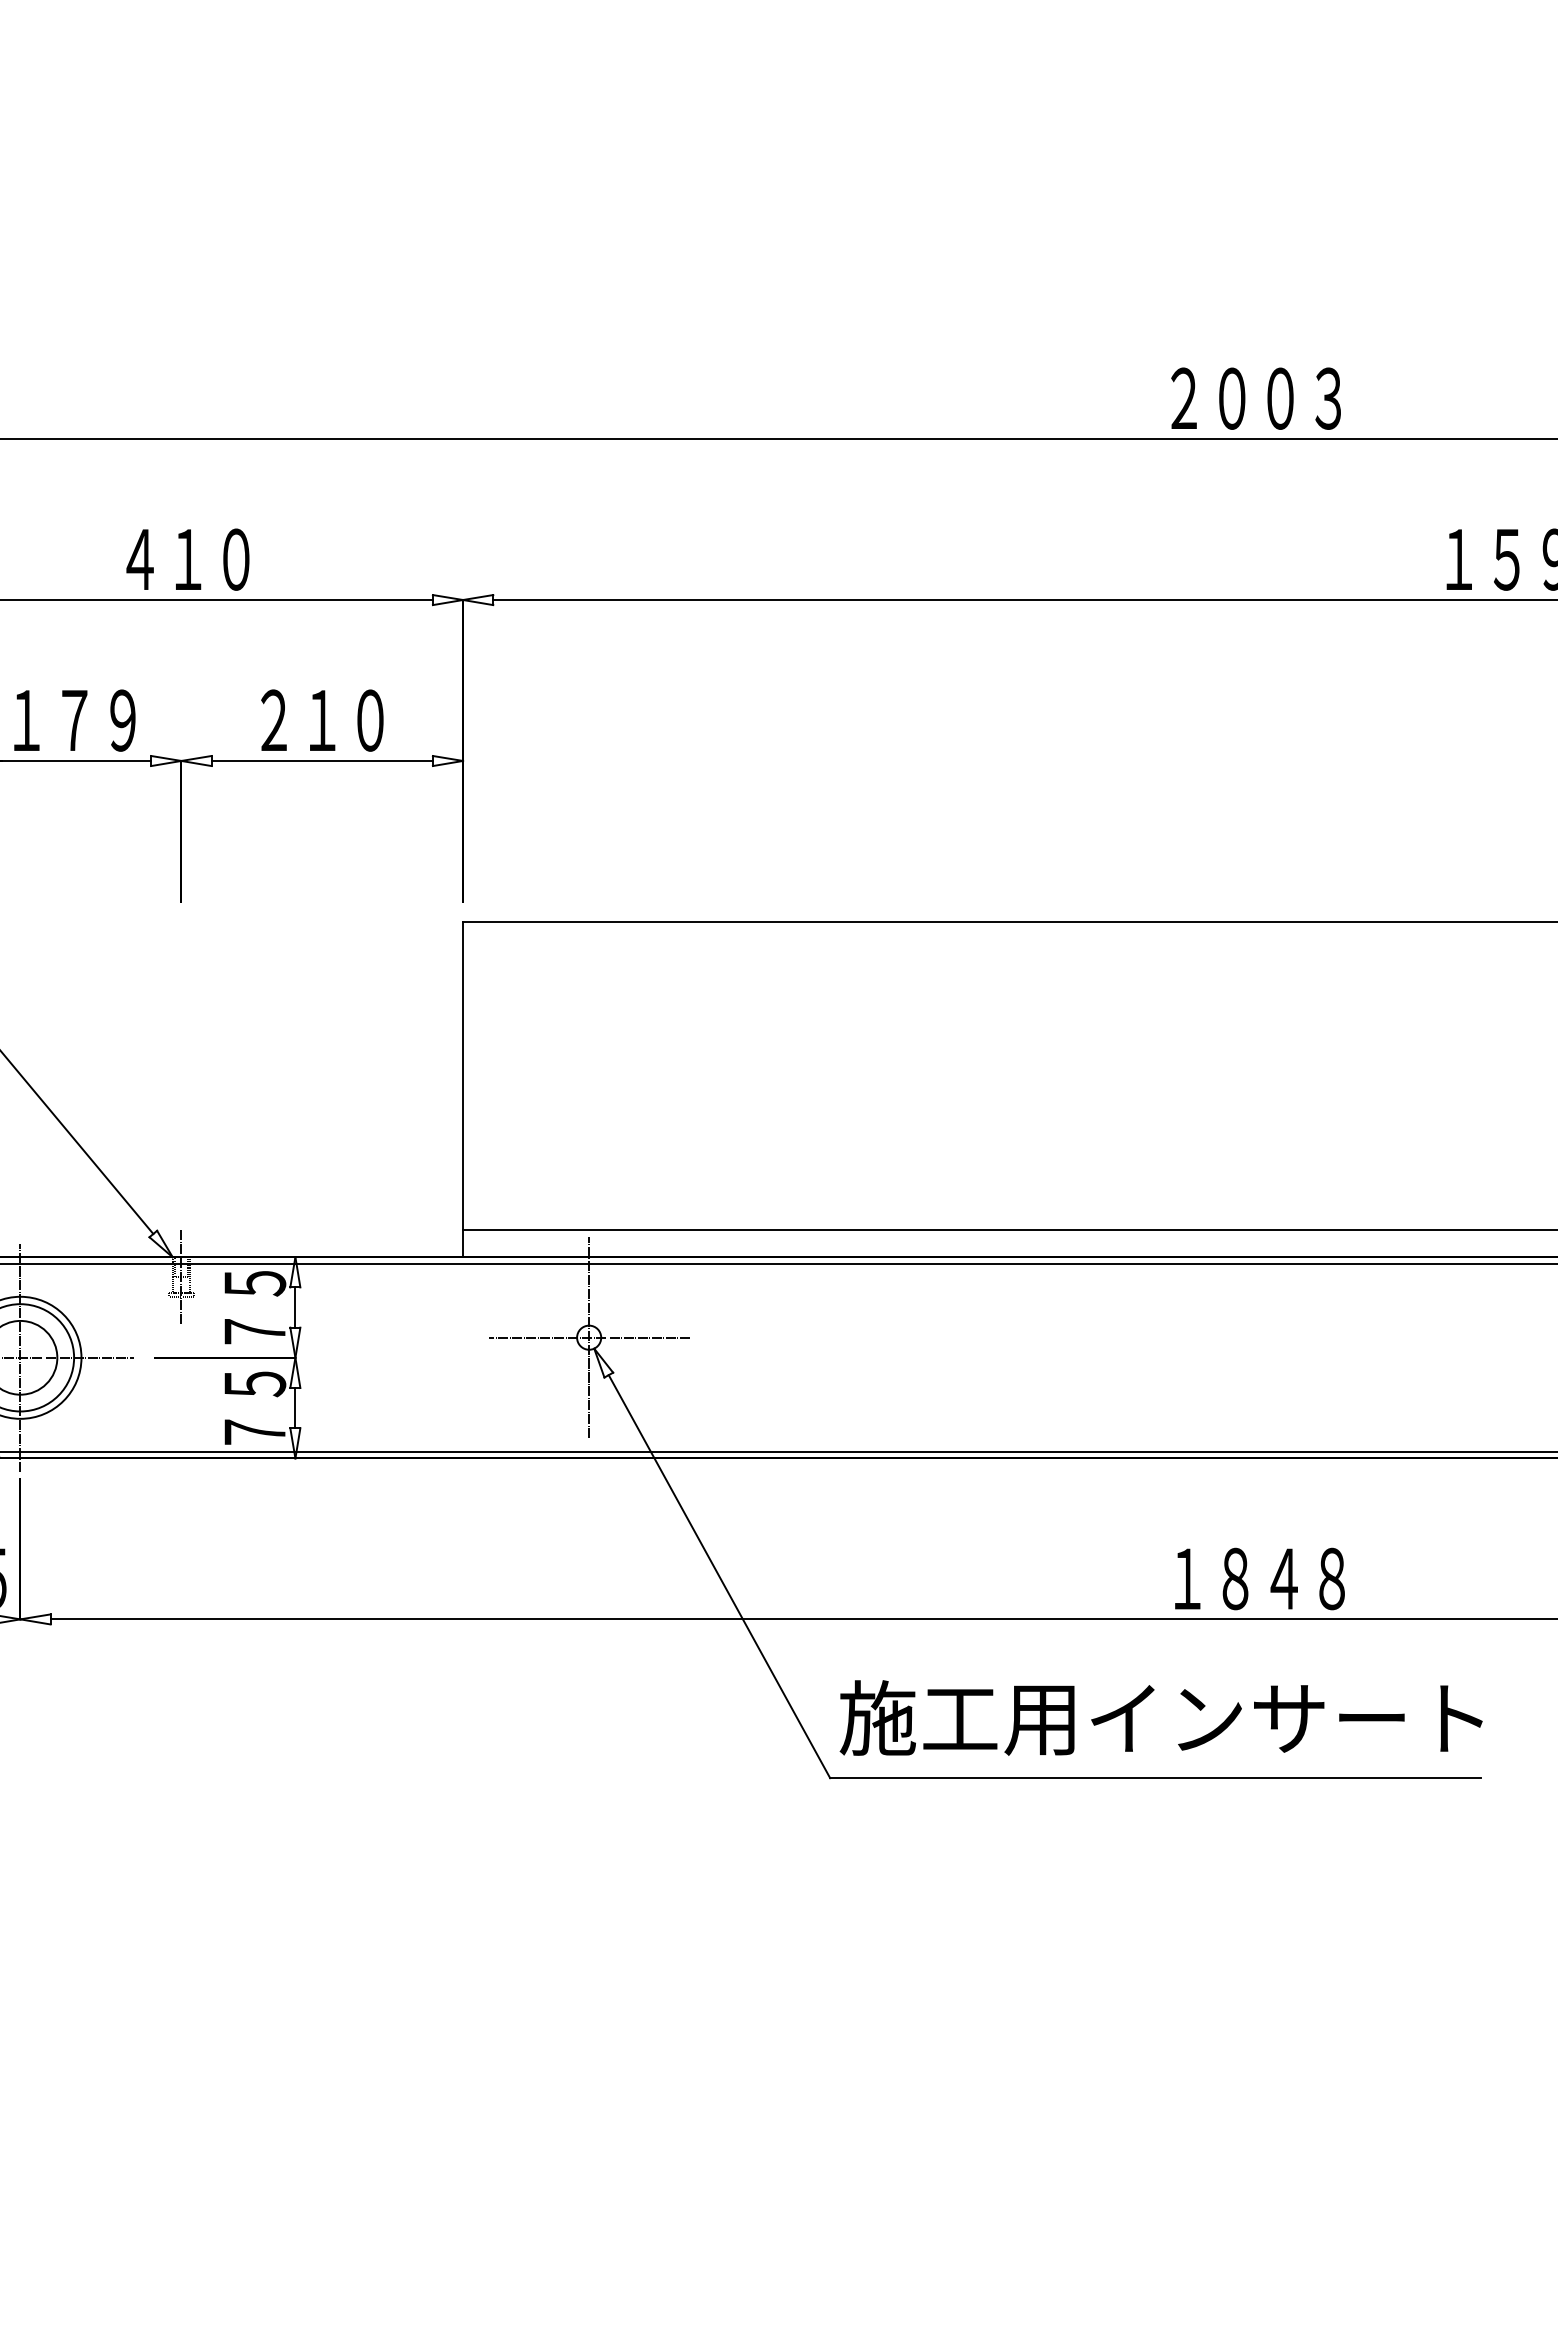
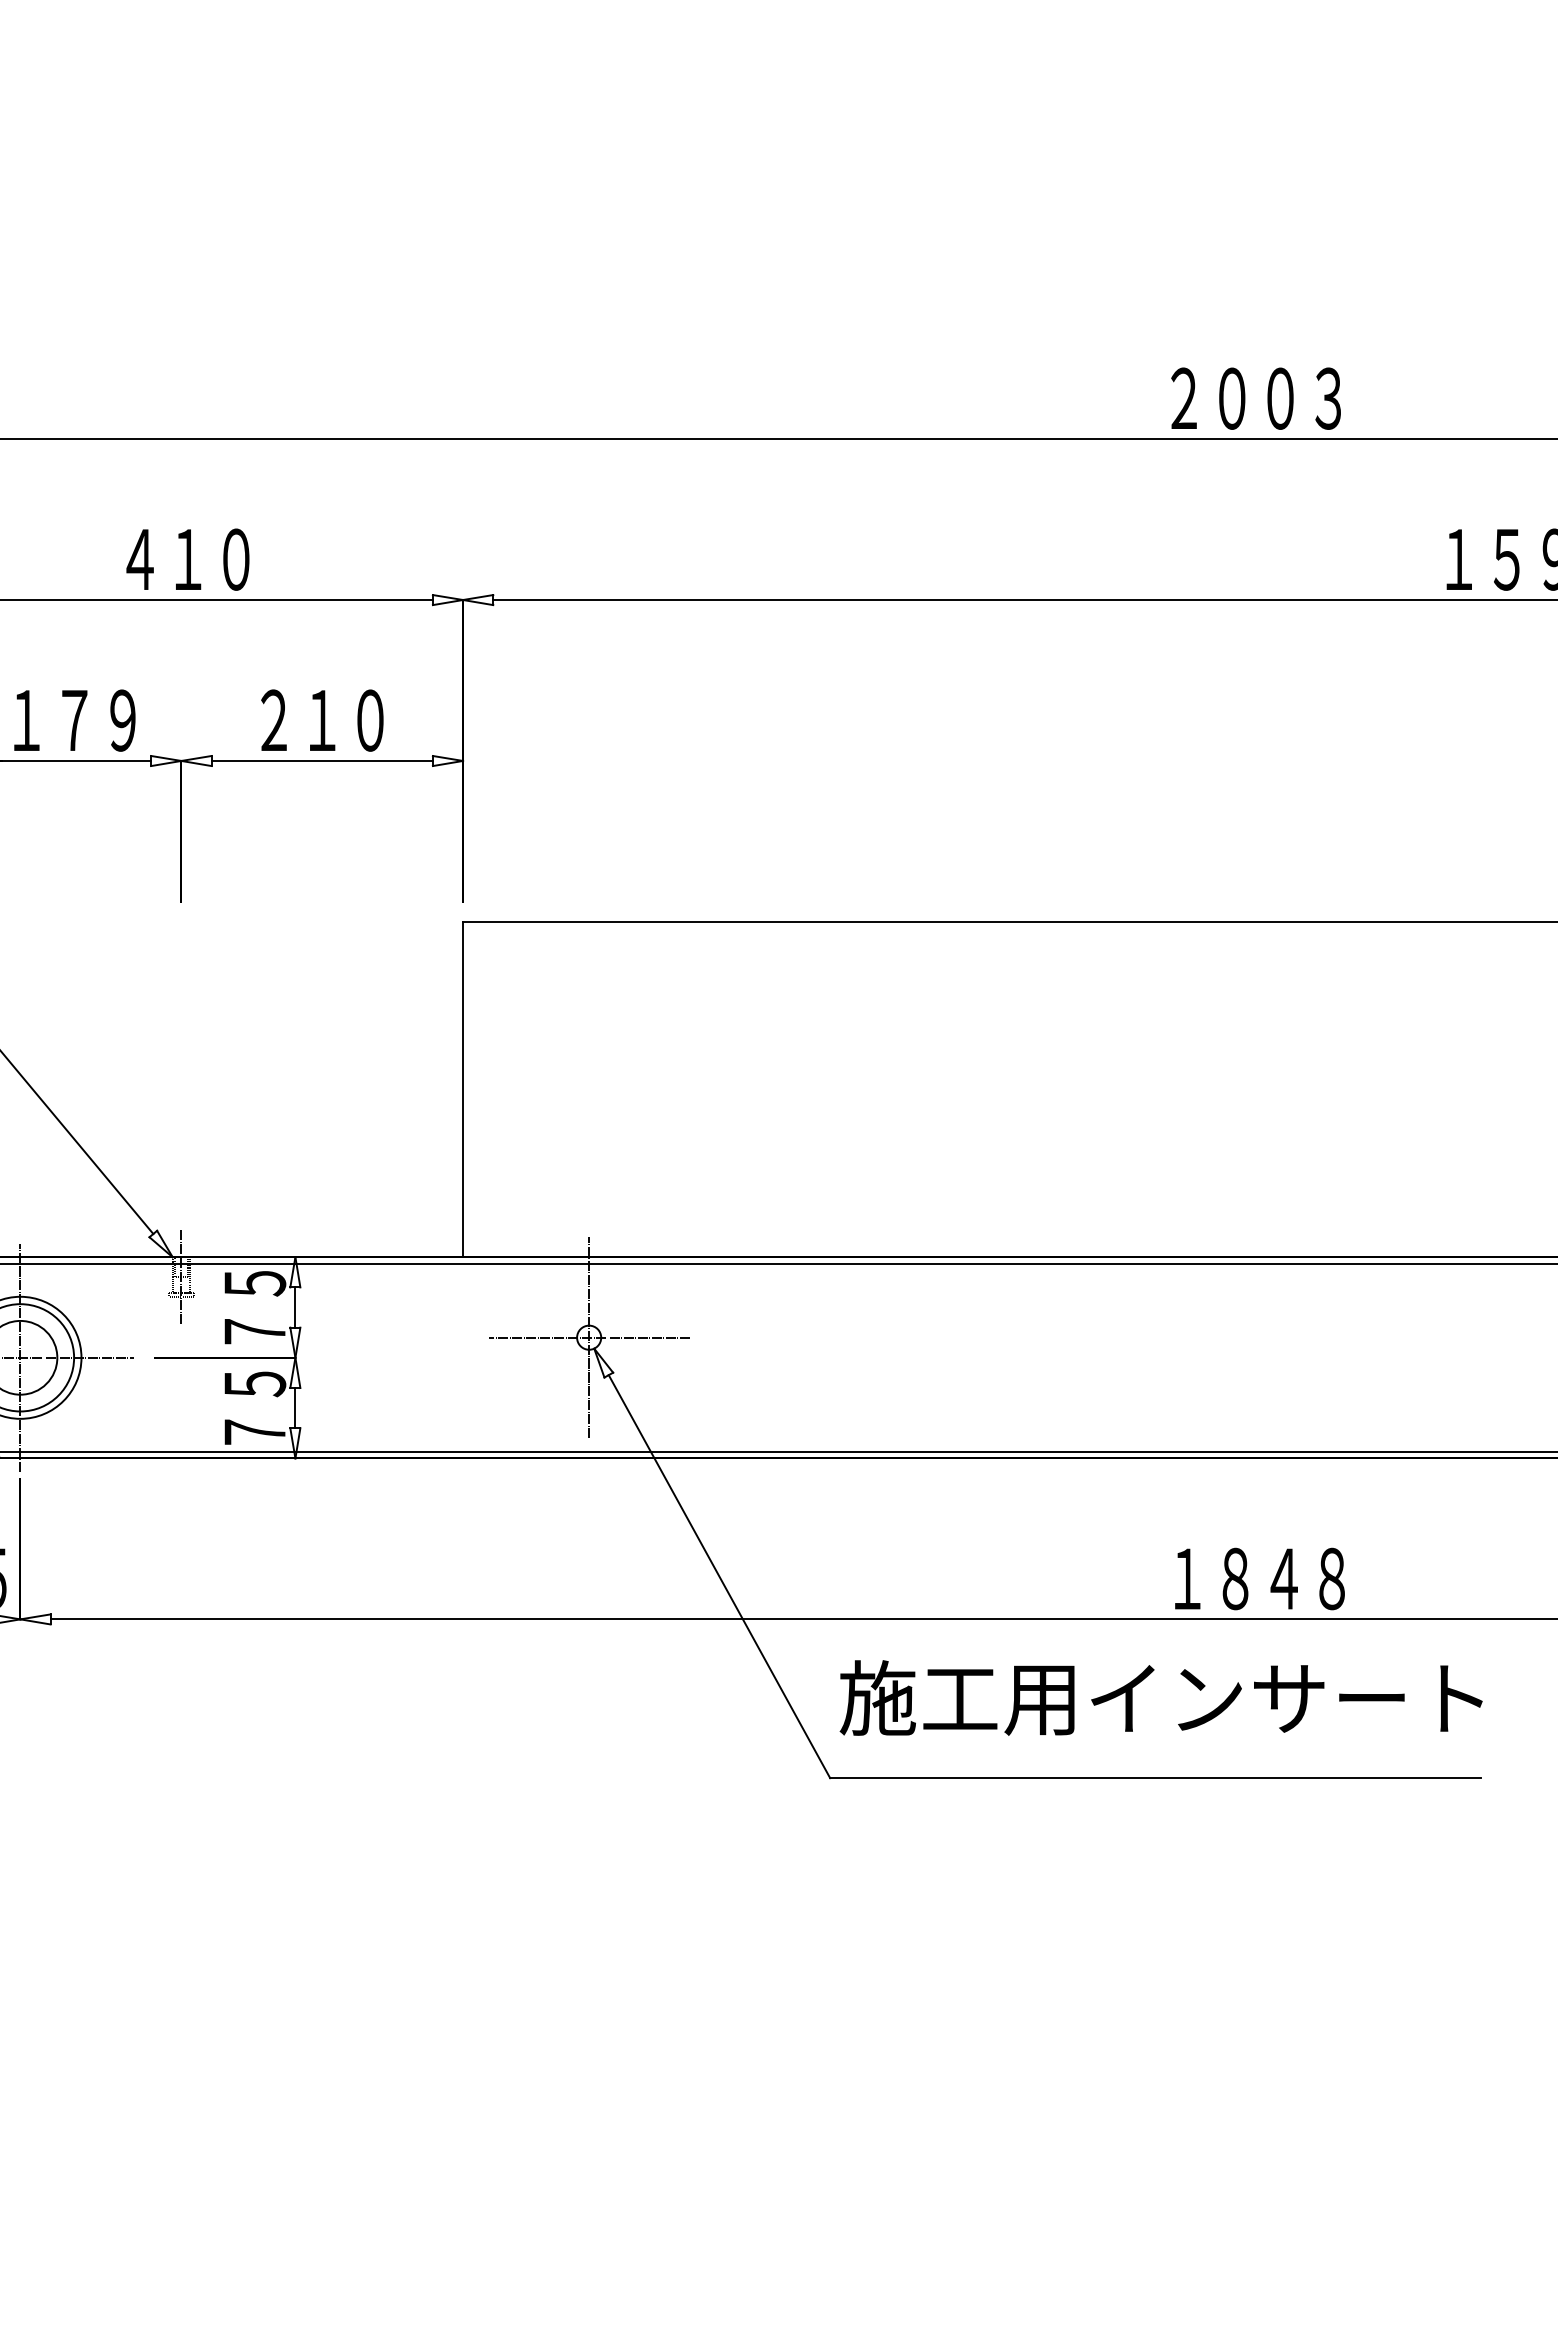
line: present -> none (1008, 1230)
text position: (1160, 1717) -> (1160, 1697) (1160, 1697)
